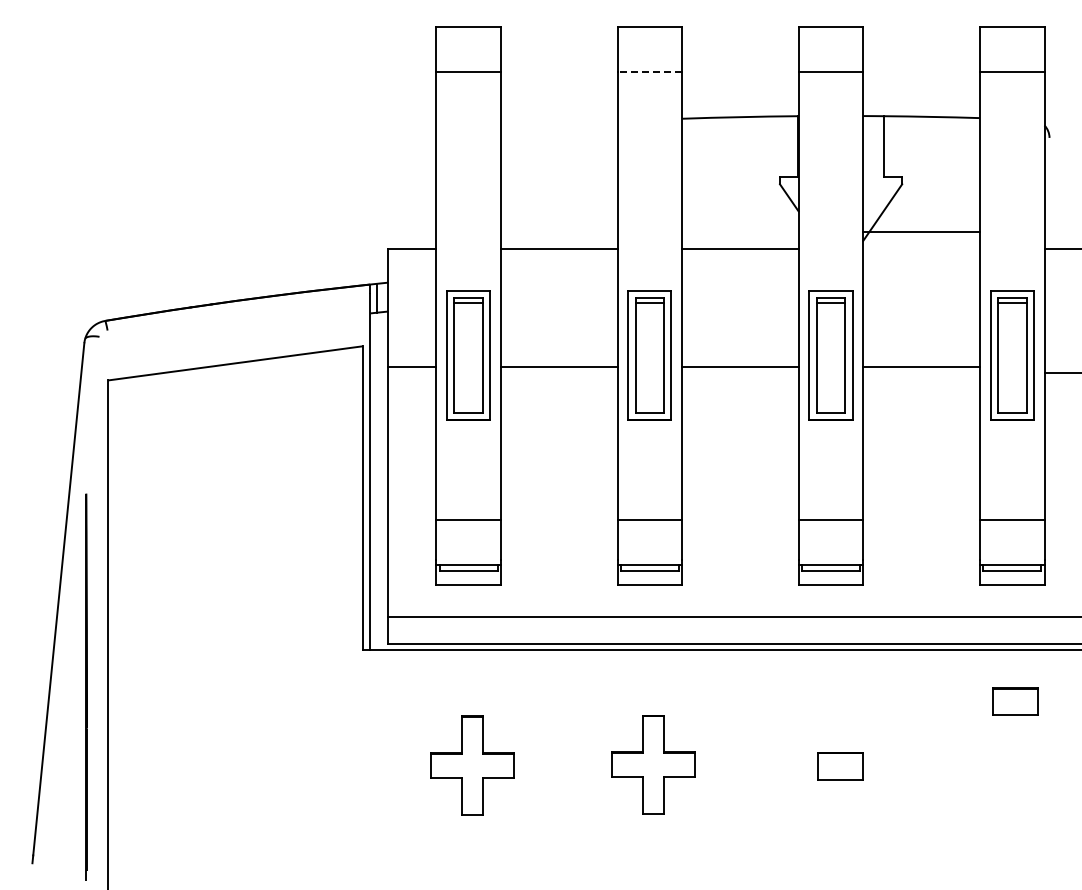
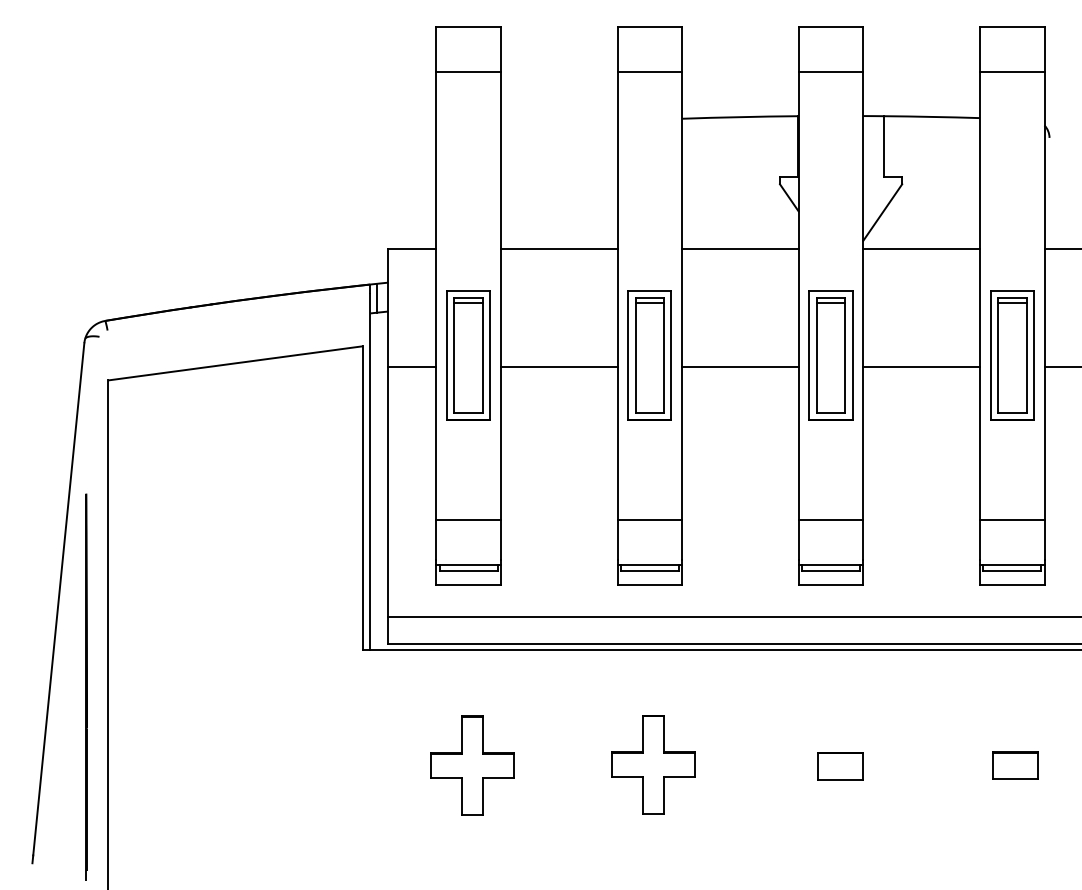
line: dashed -> solid (649, 72)
line position: (921, 231) -> (921, 248) (921, 248)
line position: (1061, 373) -> (1061, 367) (1061, 367)
part position: (1015, 701) -> (1015, 765) (1015, 765)
